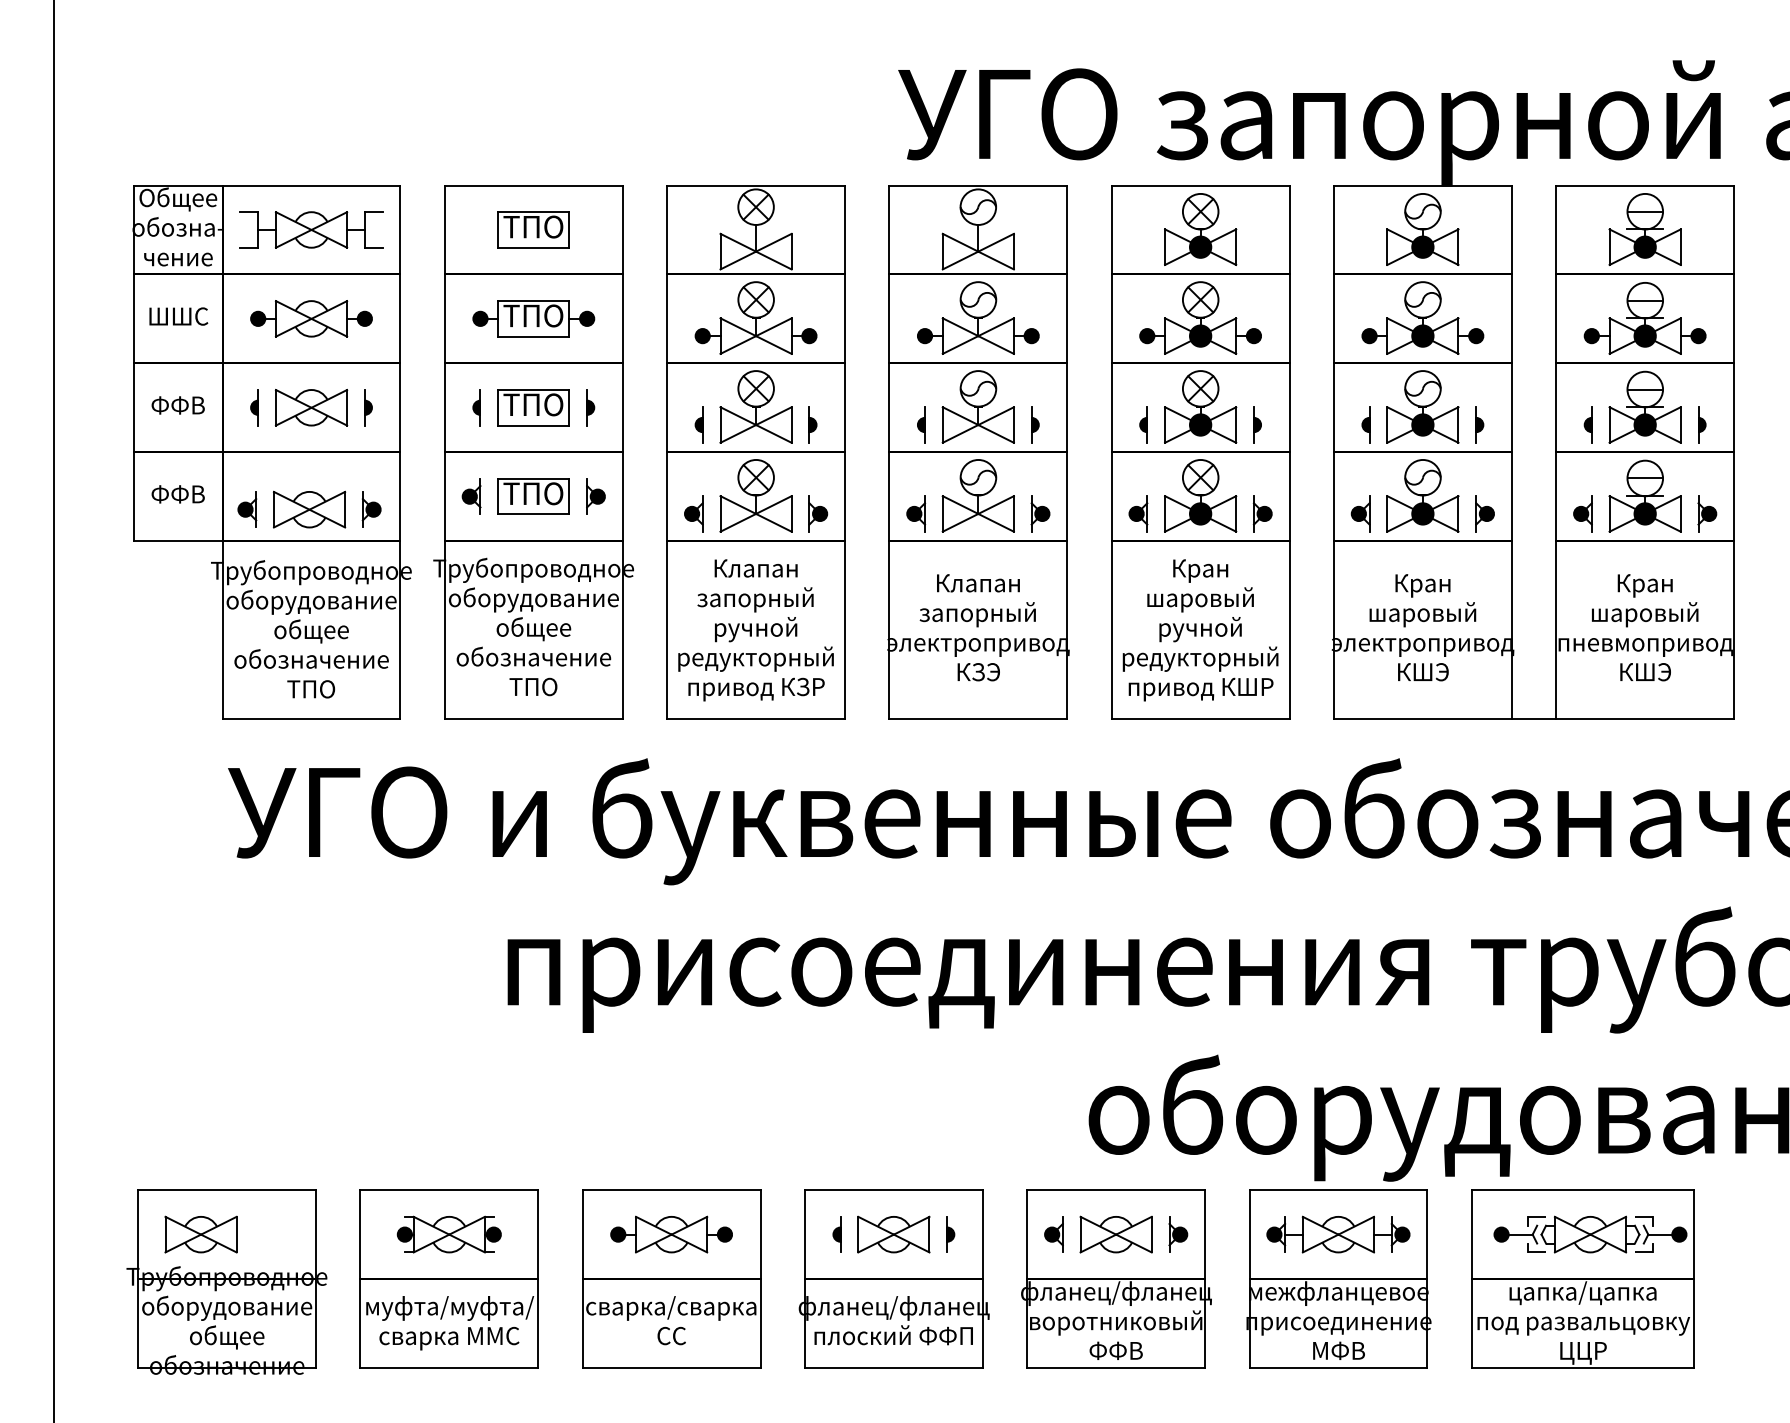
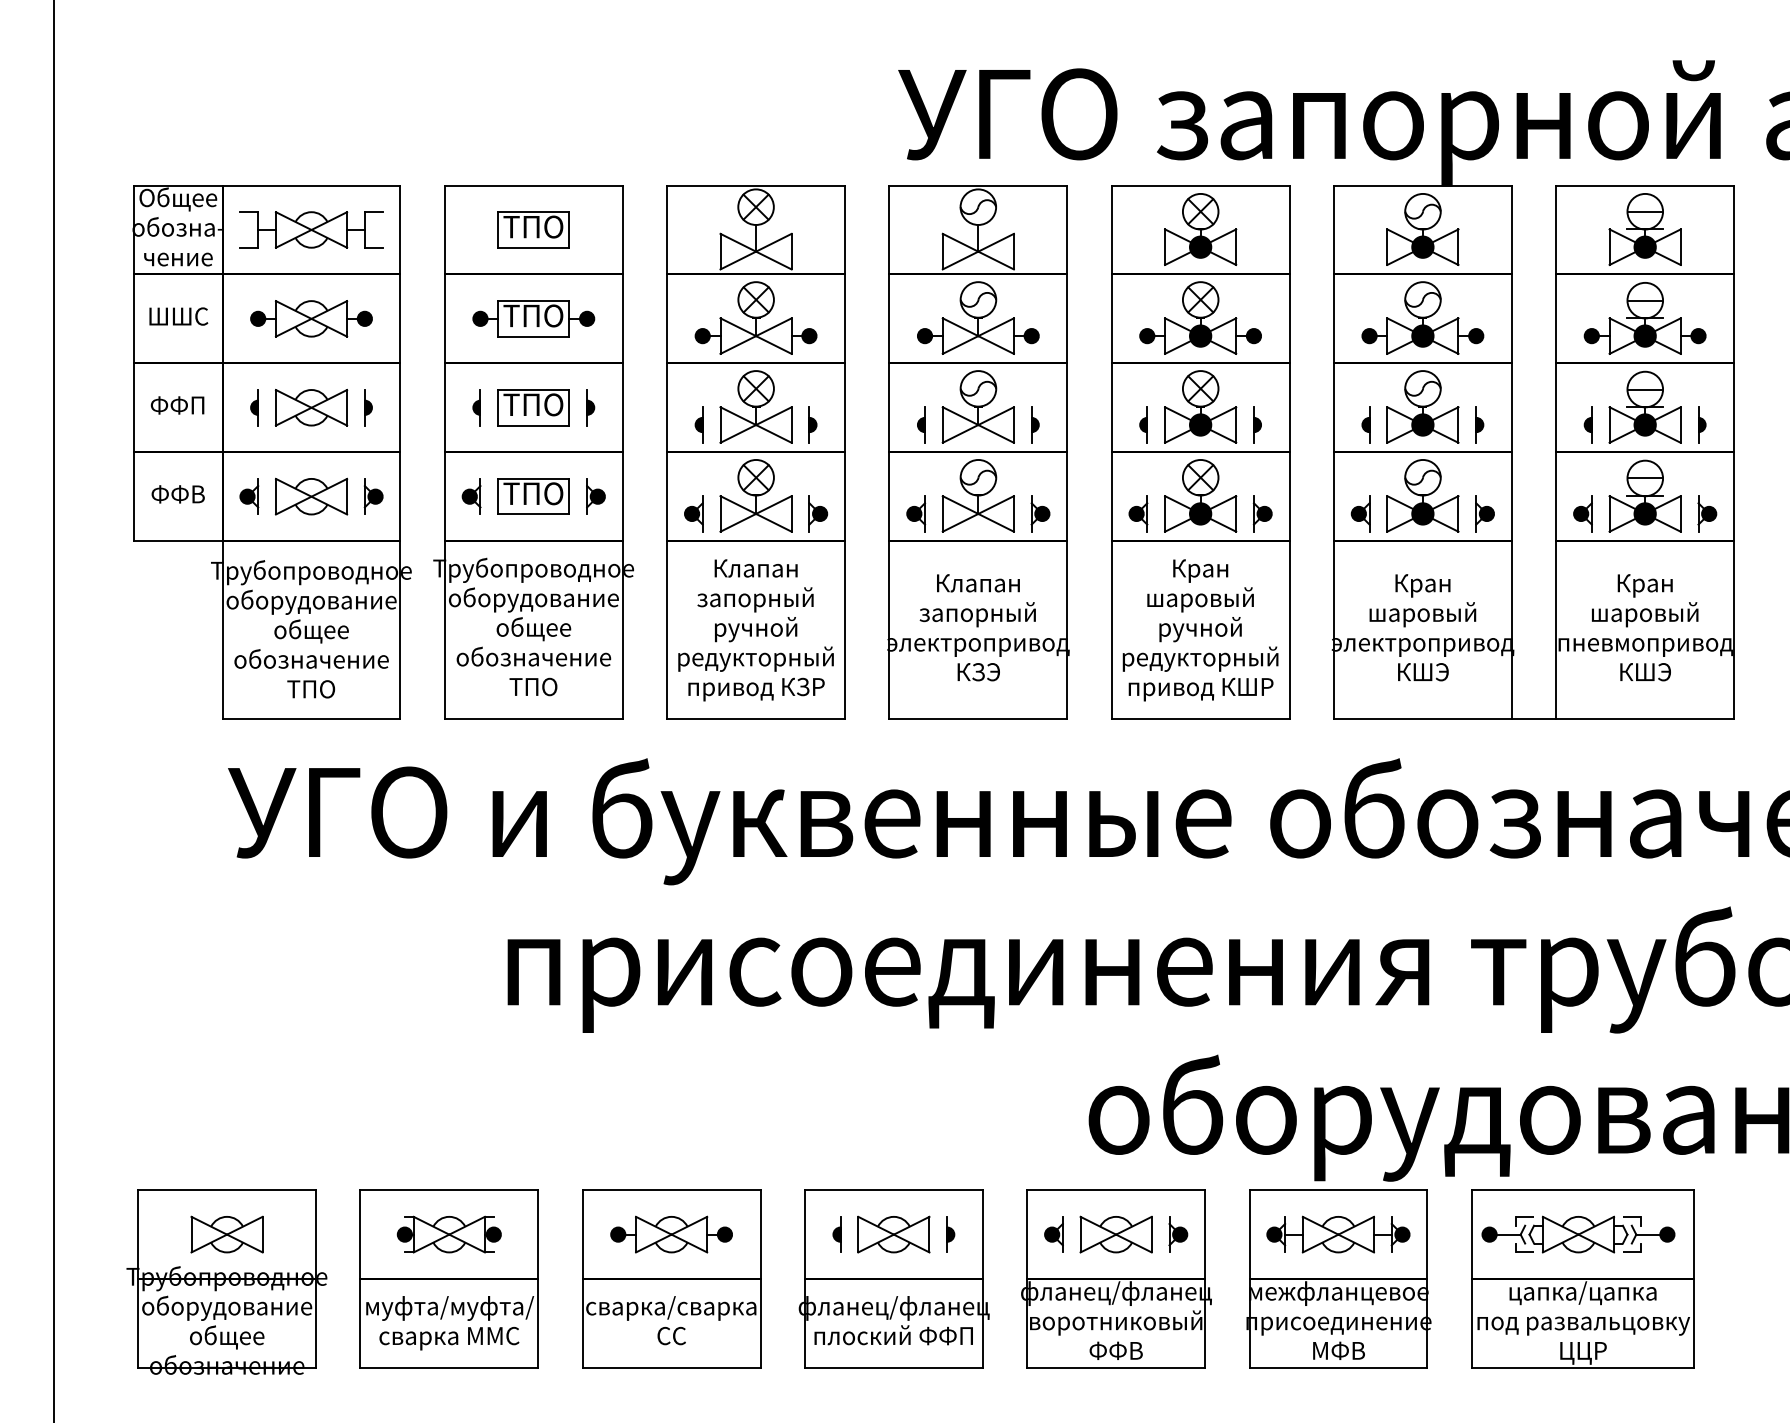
text: ФФВ -> ФФП (177, 405)
part position: (309, 509) -> (311, 496) (311, 496)
part position: (200, 1234) -> (226, 1234) (226, 1234)
part position: (1590, 1234) -> (1578, 1234) (1578, 1234)
